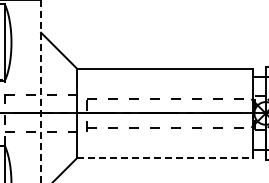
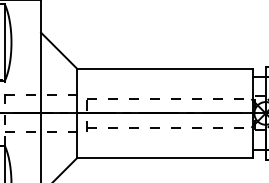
line: dashed -> solid (41, 91)
line: dashed -> solid (165, 157)
